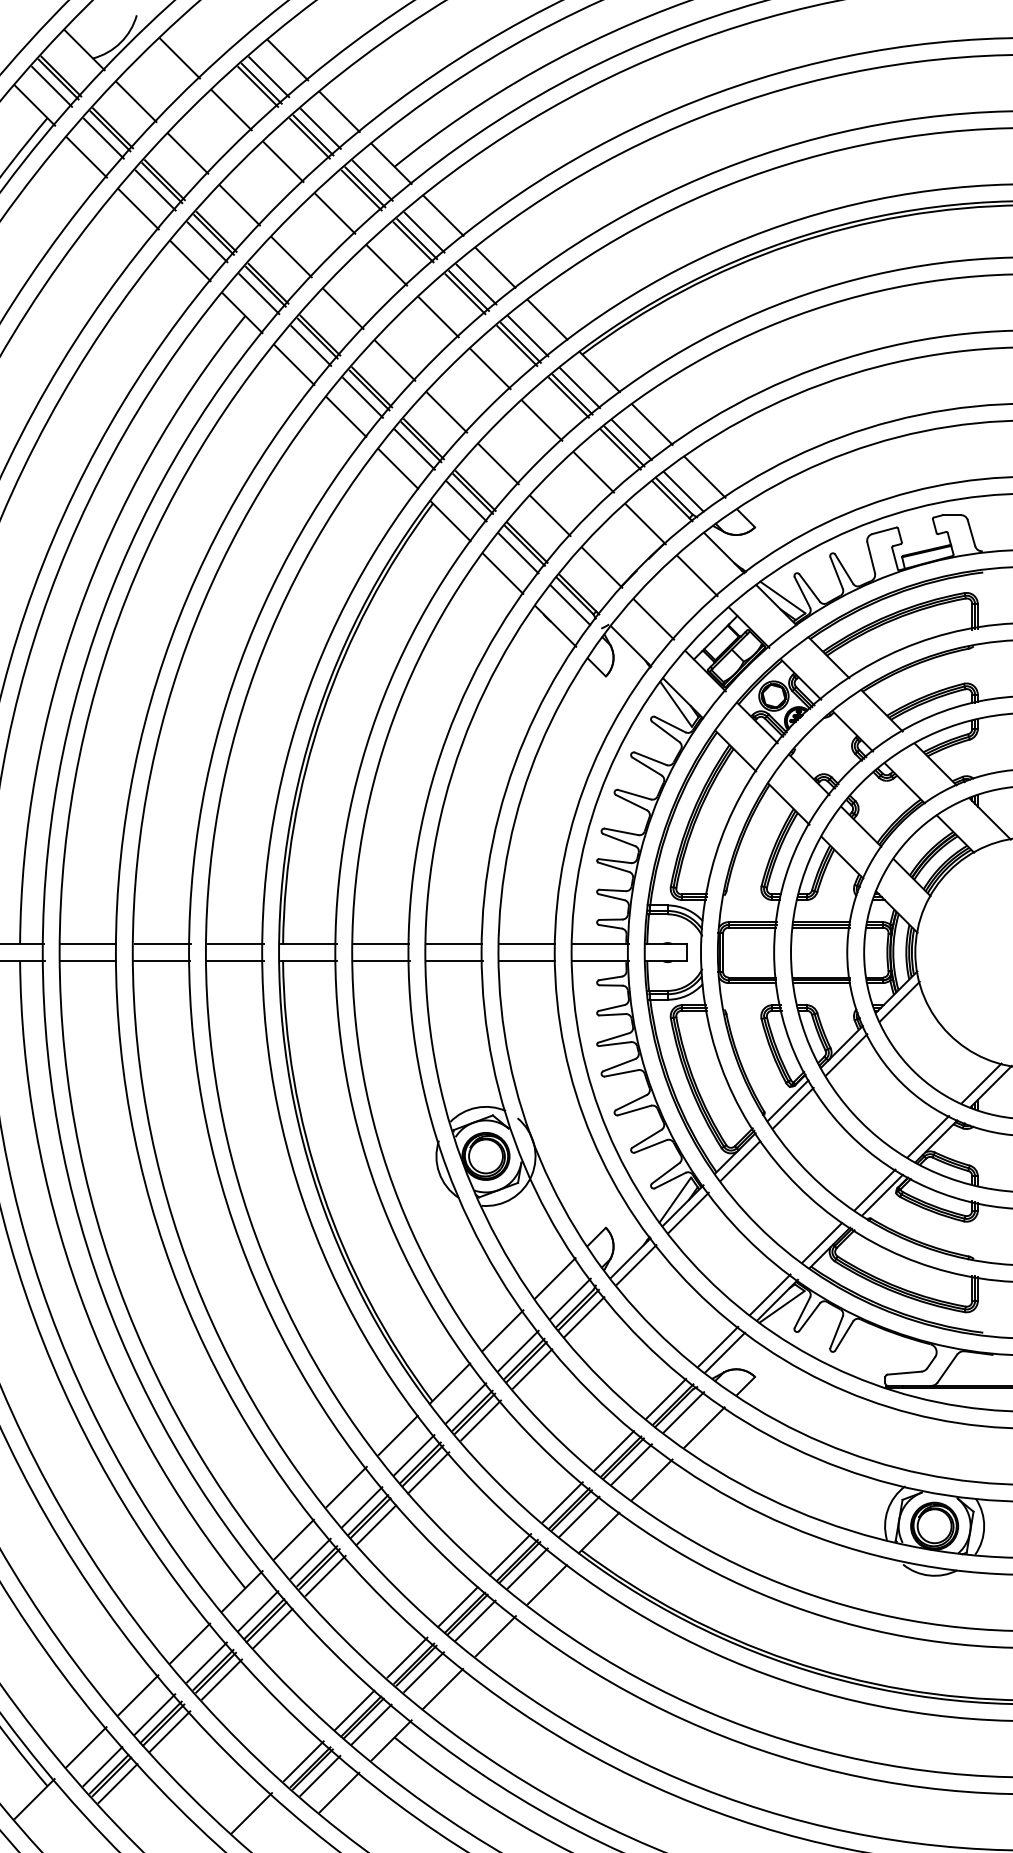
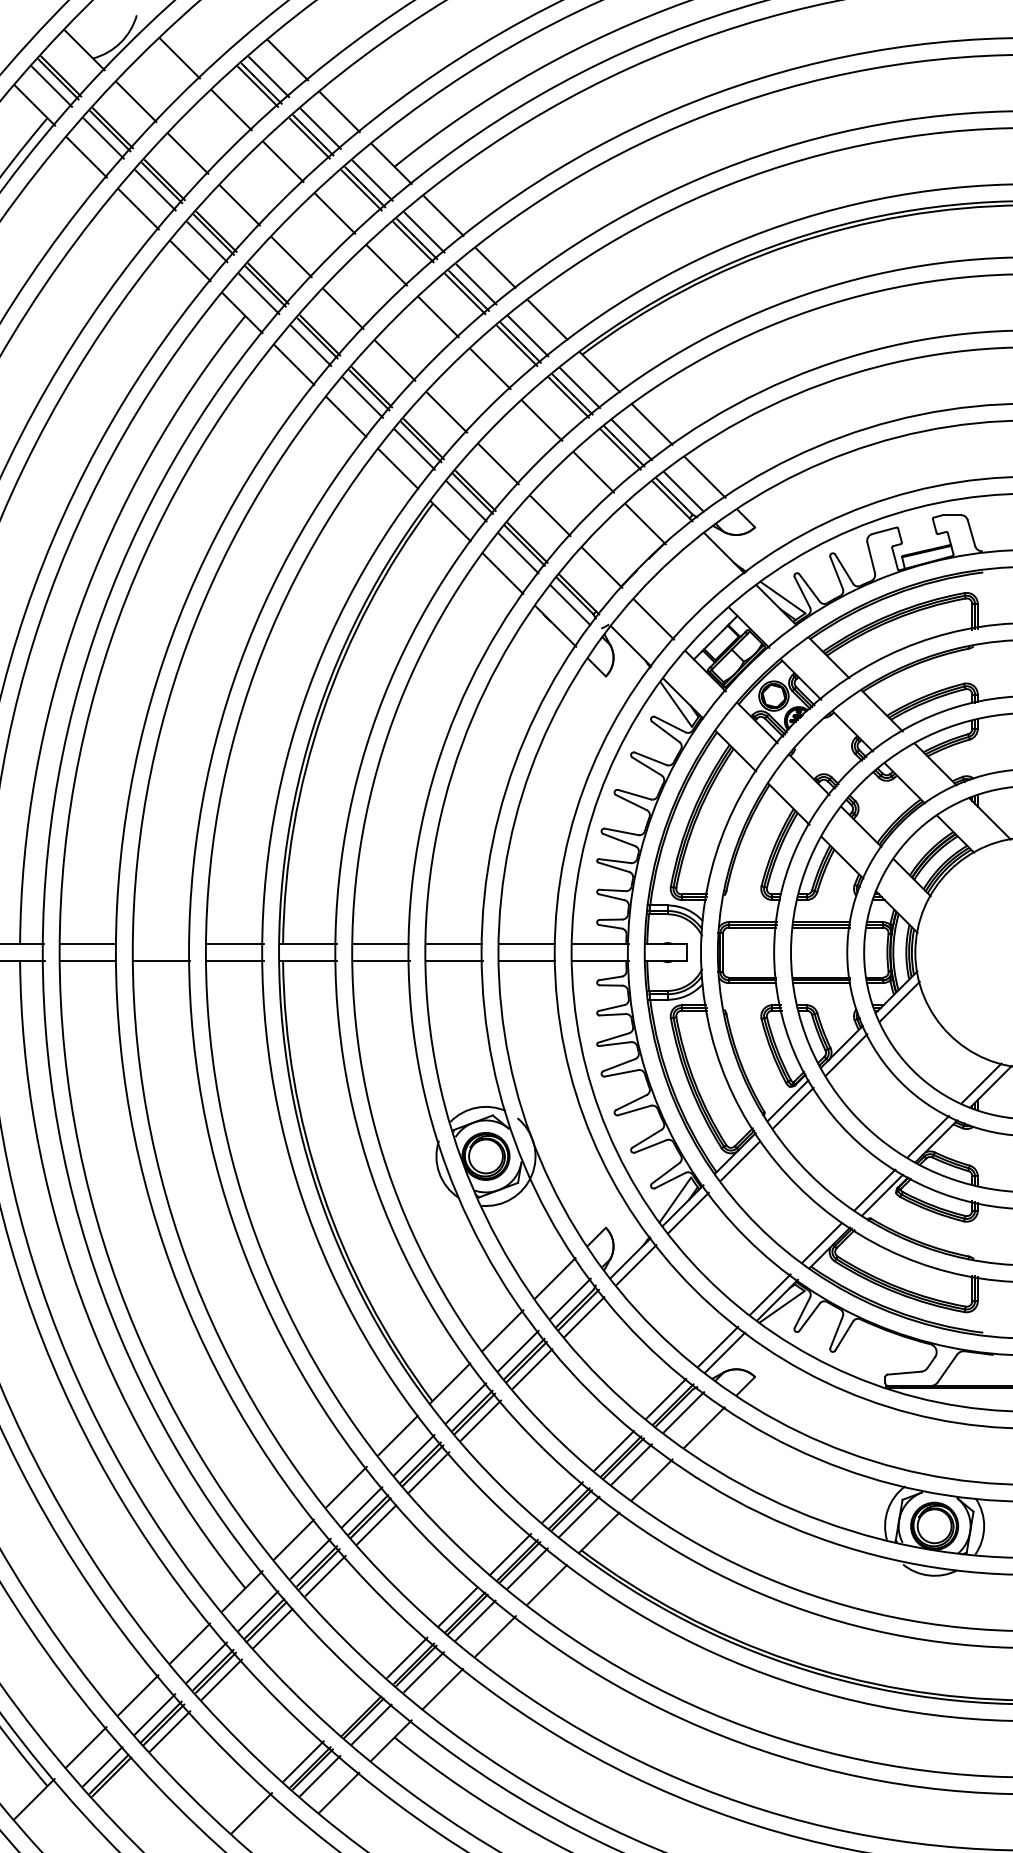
line: present -> none (697, 576)
line: present -> none (162, 944)
line: present -> none (354, 1710)
line: present -> none (117, 1783)
